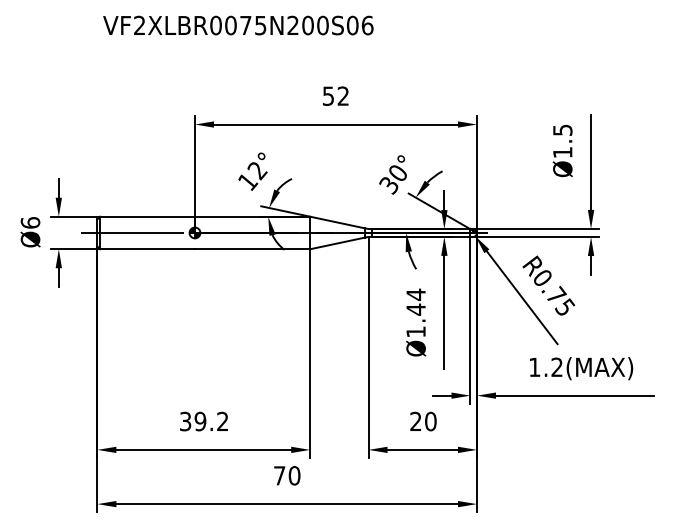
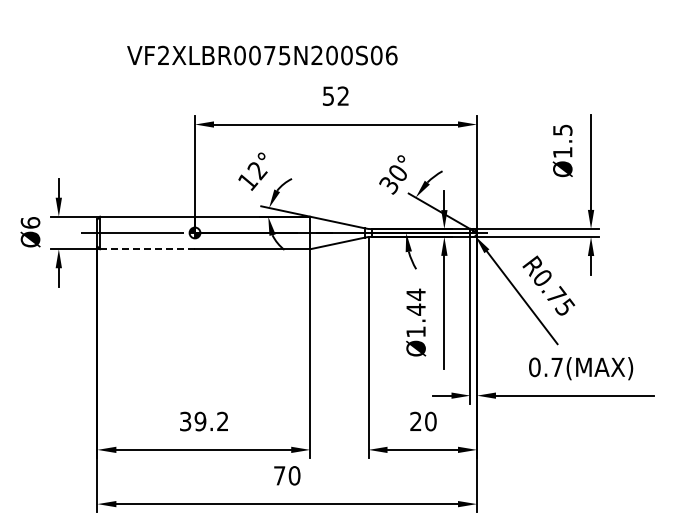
text position: (238, 25) -> (262, 55) (262, 55)
line: solid -> dashed (148, 249)
text: 1.2(MAX) -> 0.7(MAX) (545, 367)
